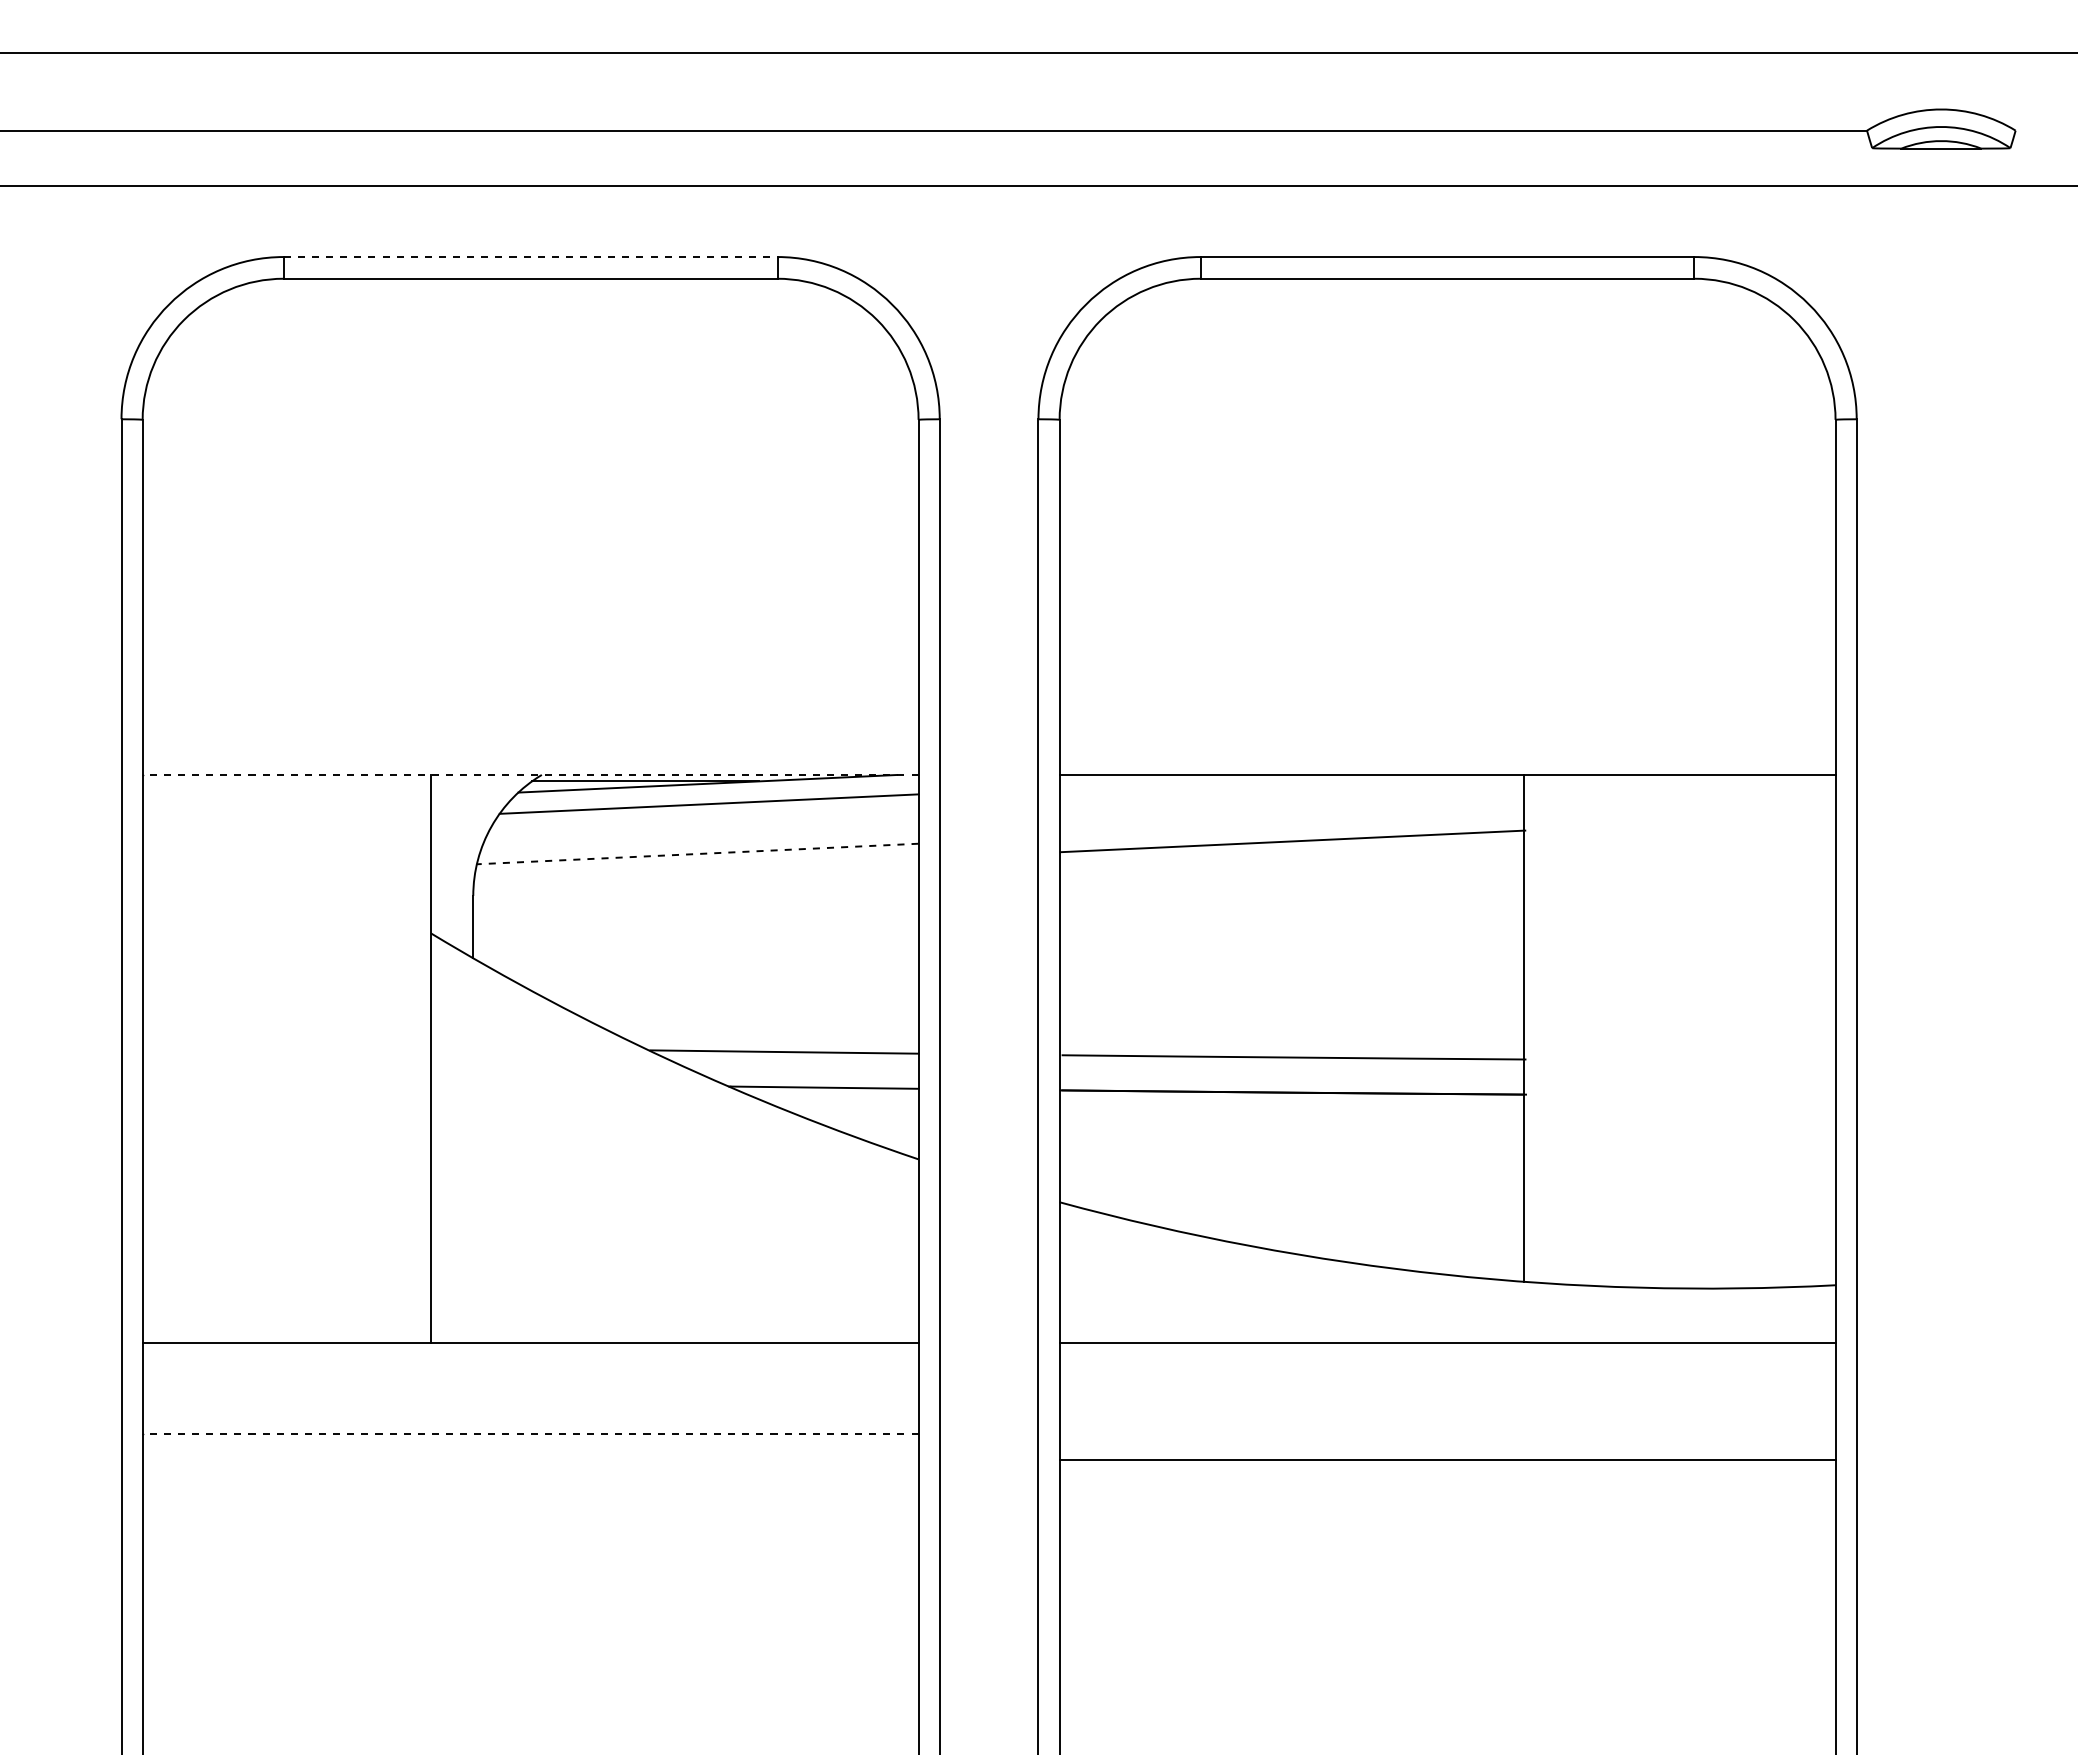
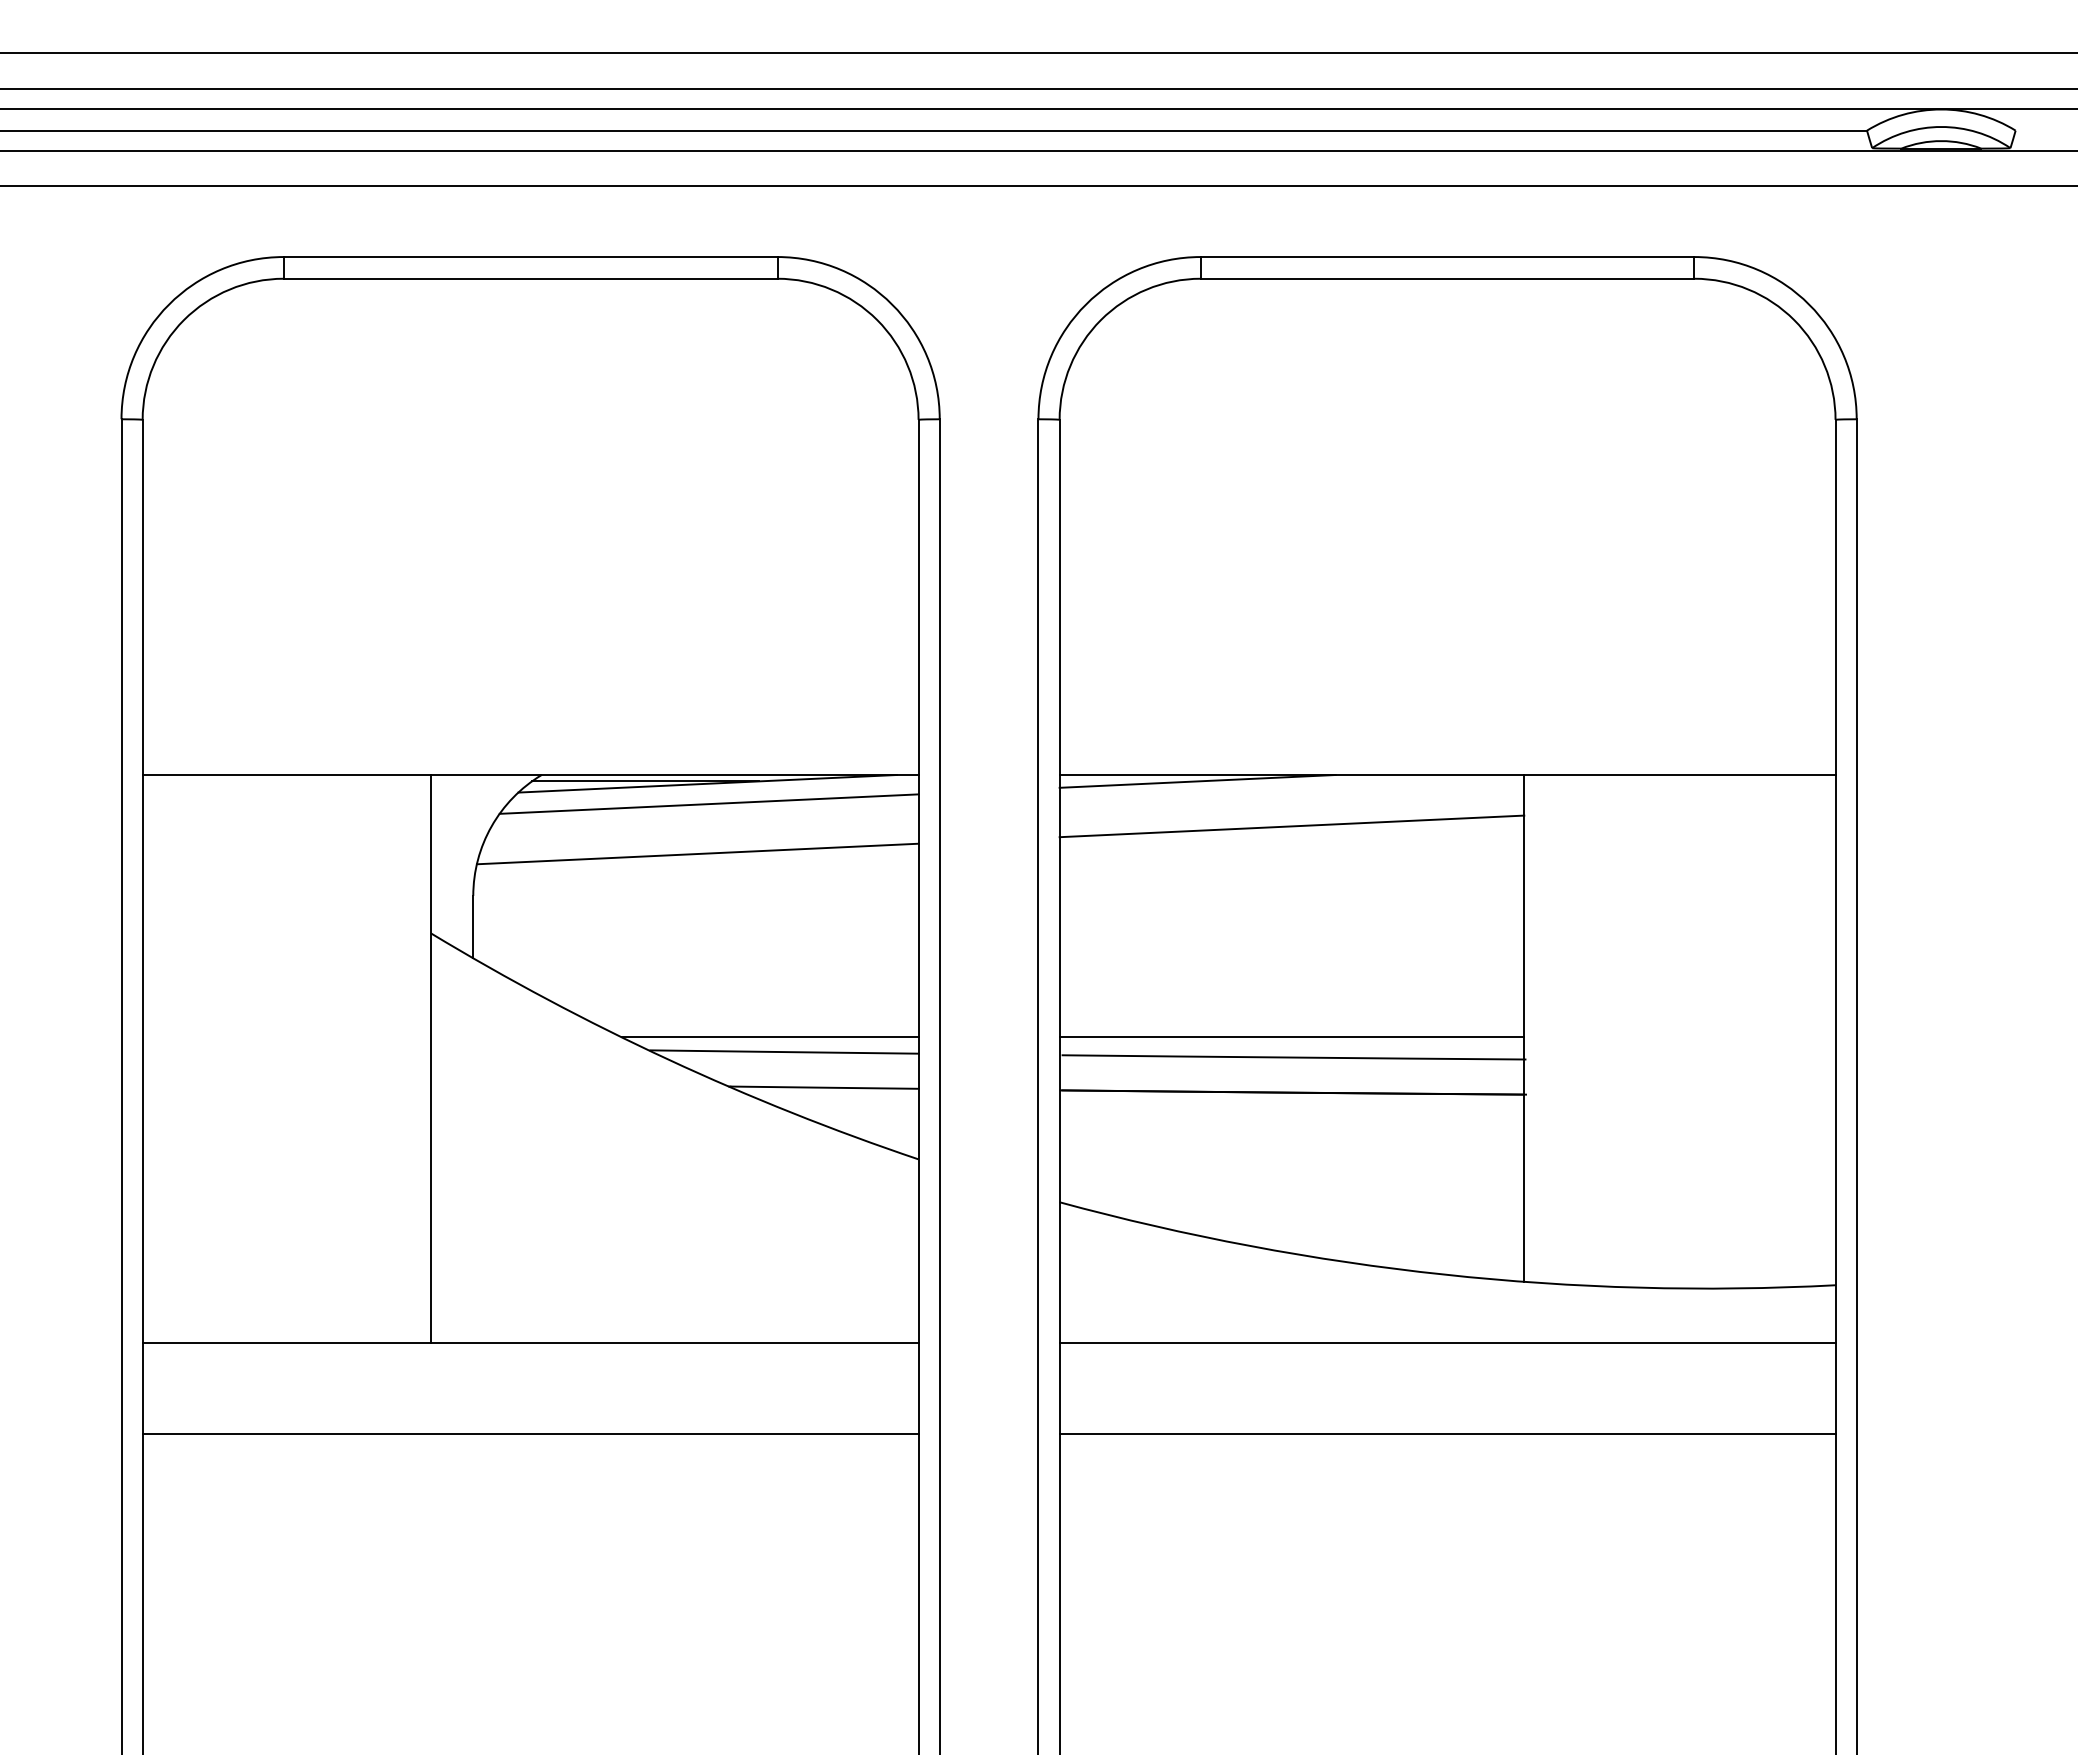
line: none -> present (1038, 89)
line: none -> present (1038, 109)
line: none -> present (1038, 151)
line: dashed -> solid (530, 257)
line: dashed -> solid (530, 774)
line: none -> present (1197, 780)
line position: (1292, 841) -> (1291, 826) (1291, 826)
line: dashed -> solid (697, 854)
line: none -> present (769, 1037)
line: none -> present (1291, 1037)
line: dashed -> solid (530, 1433)
line position: (1447, 1459) -> (1447, 1433) (1447, 1433)
